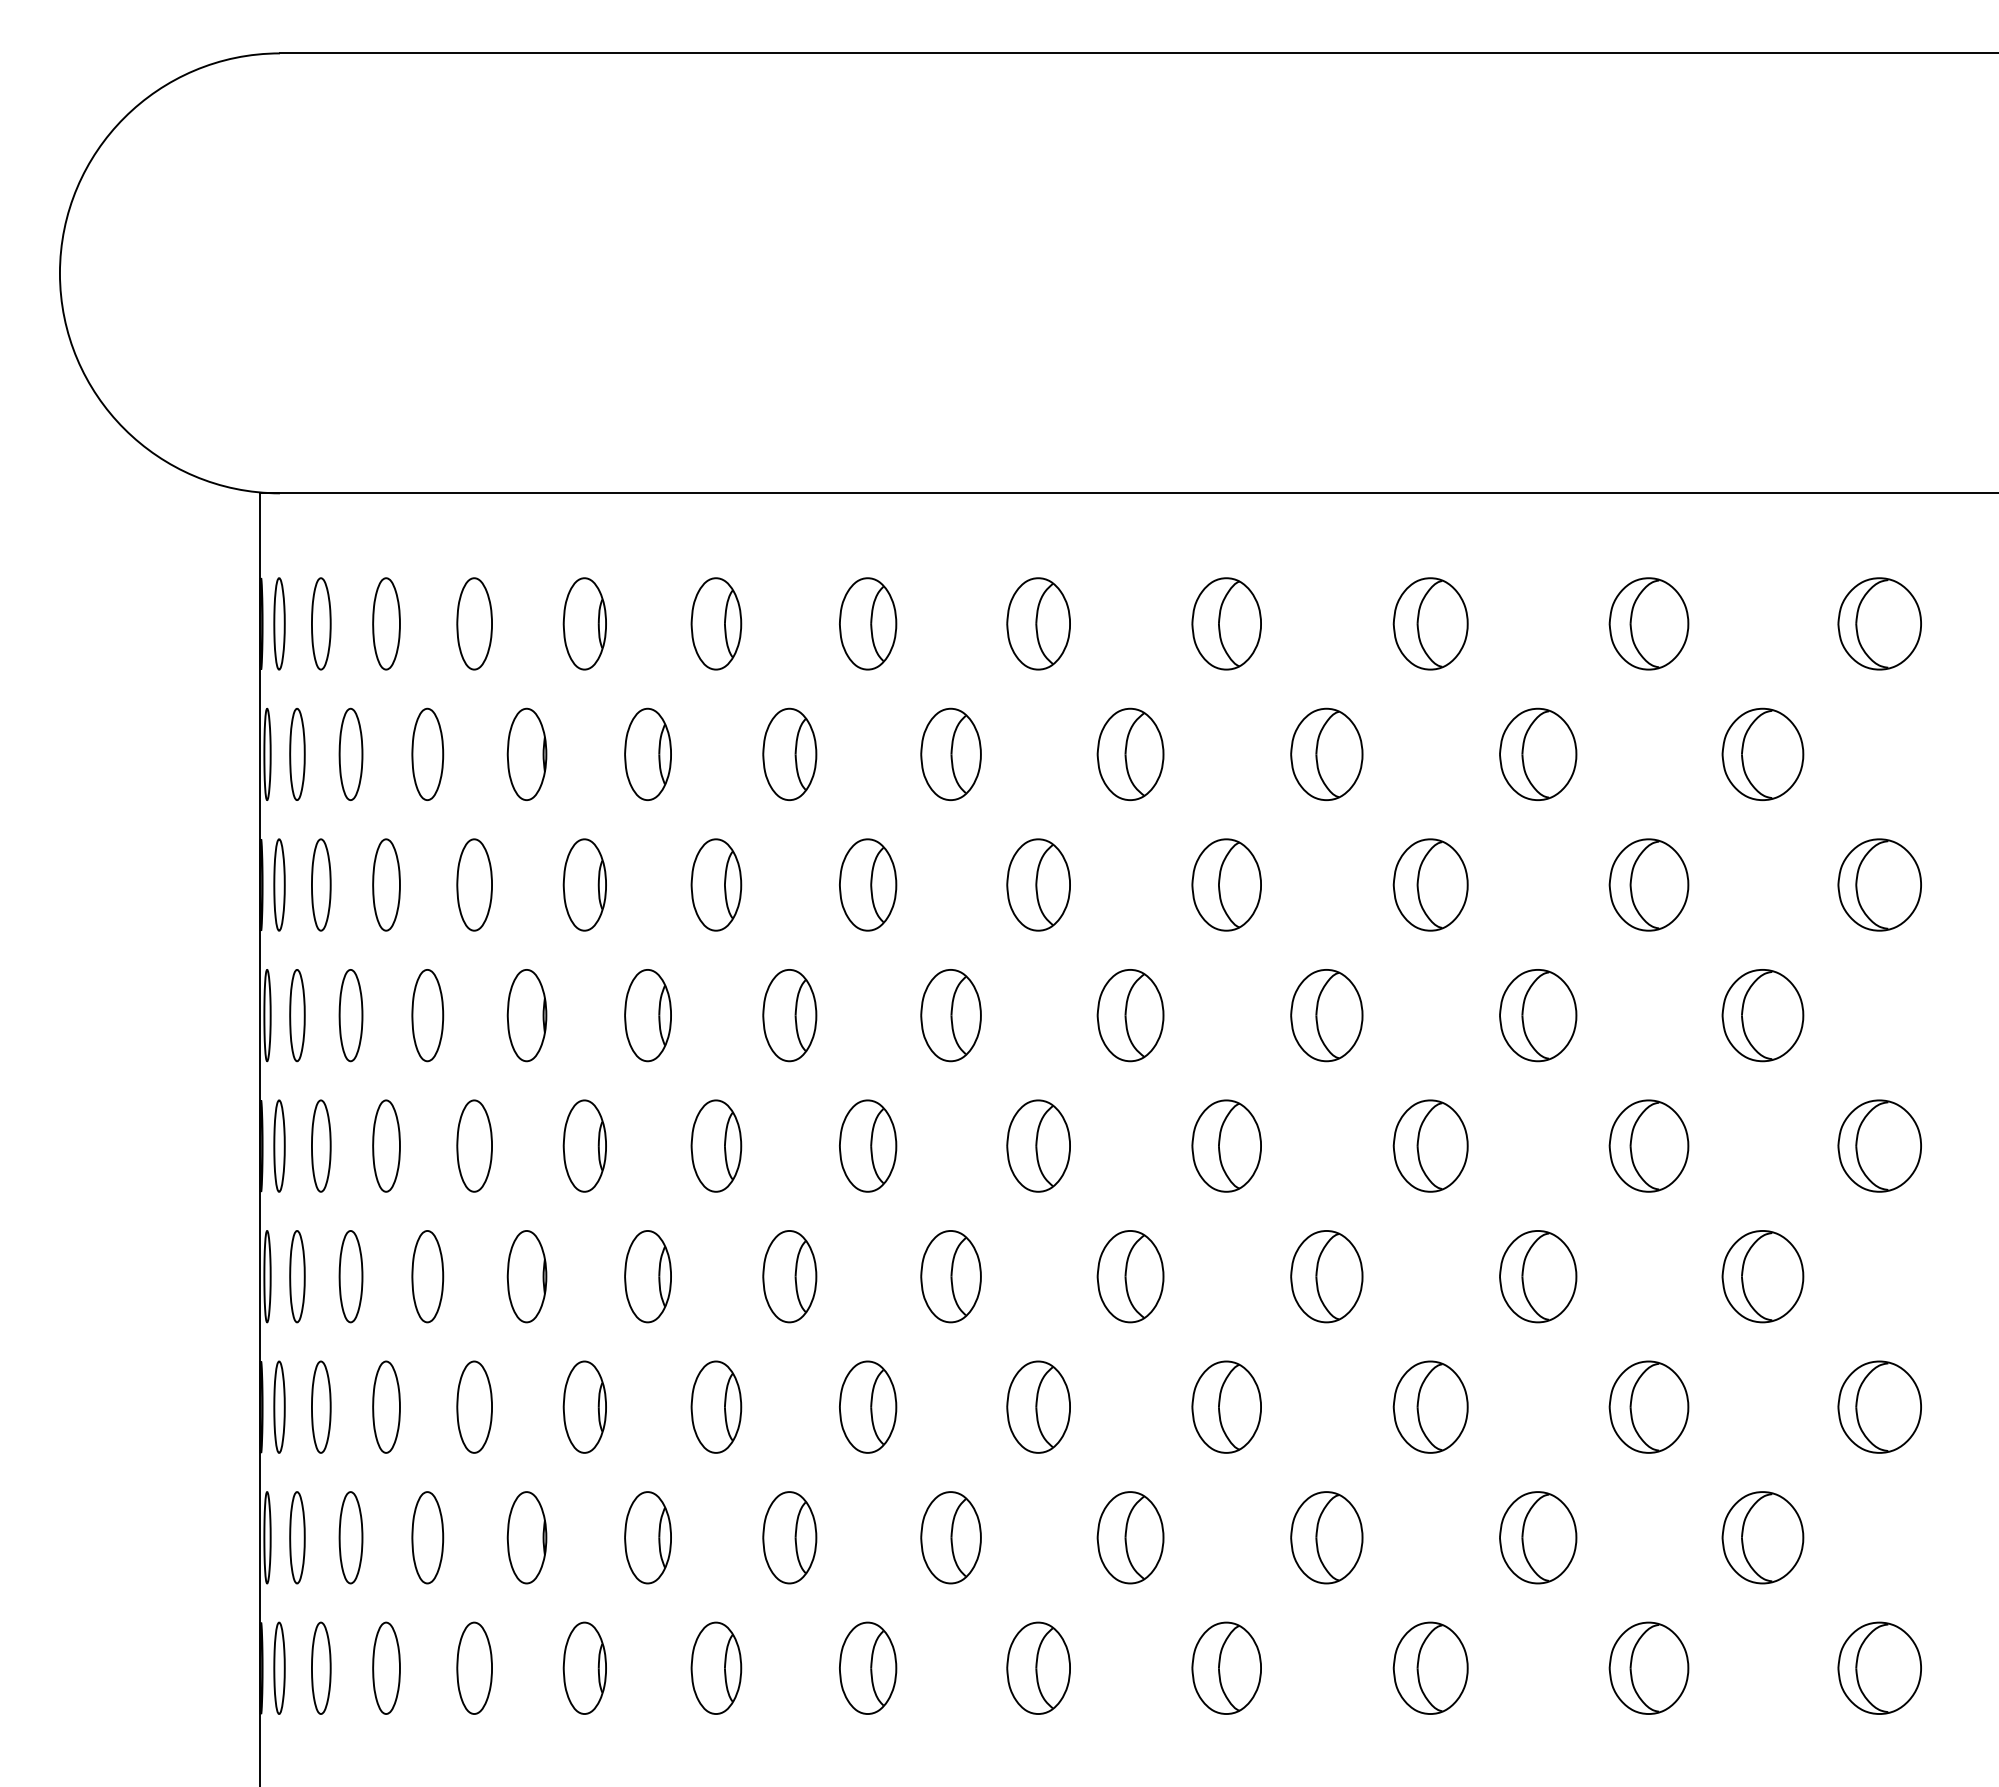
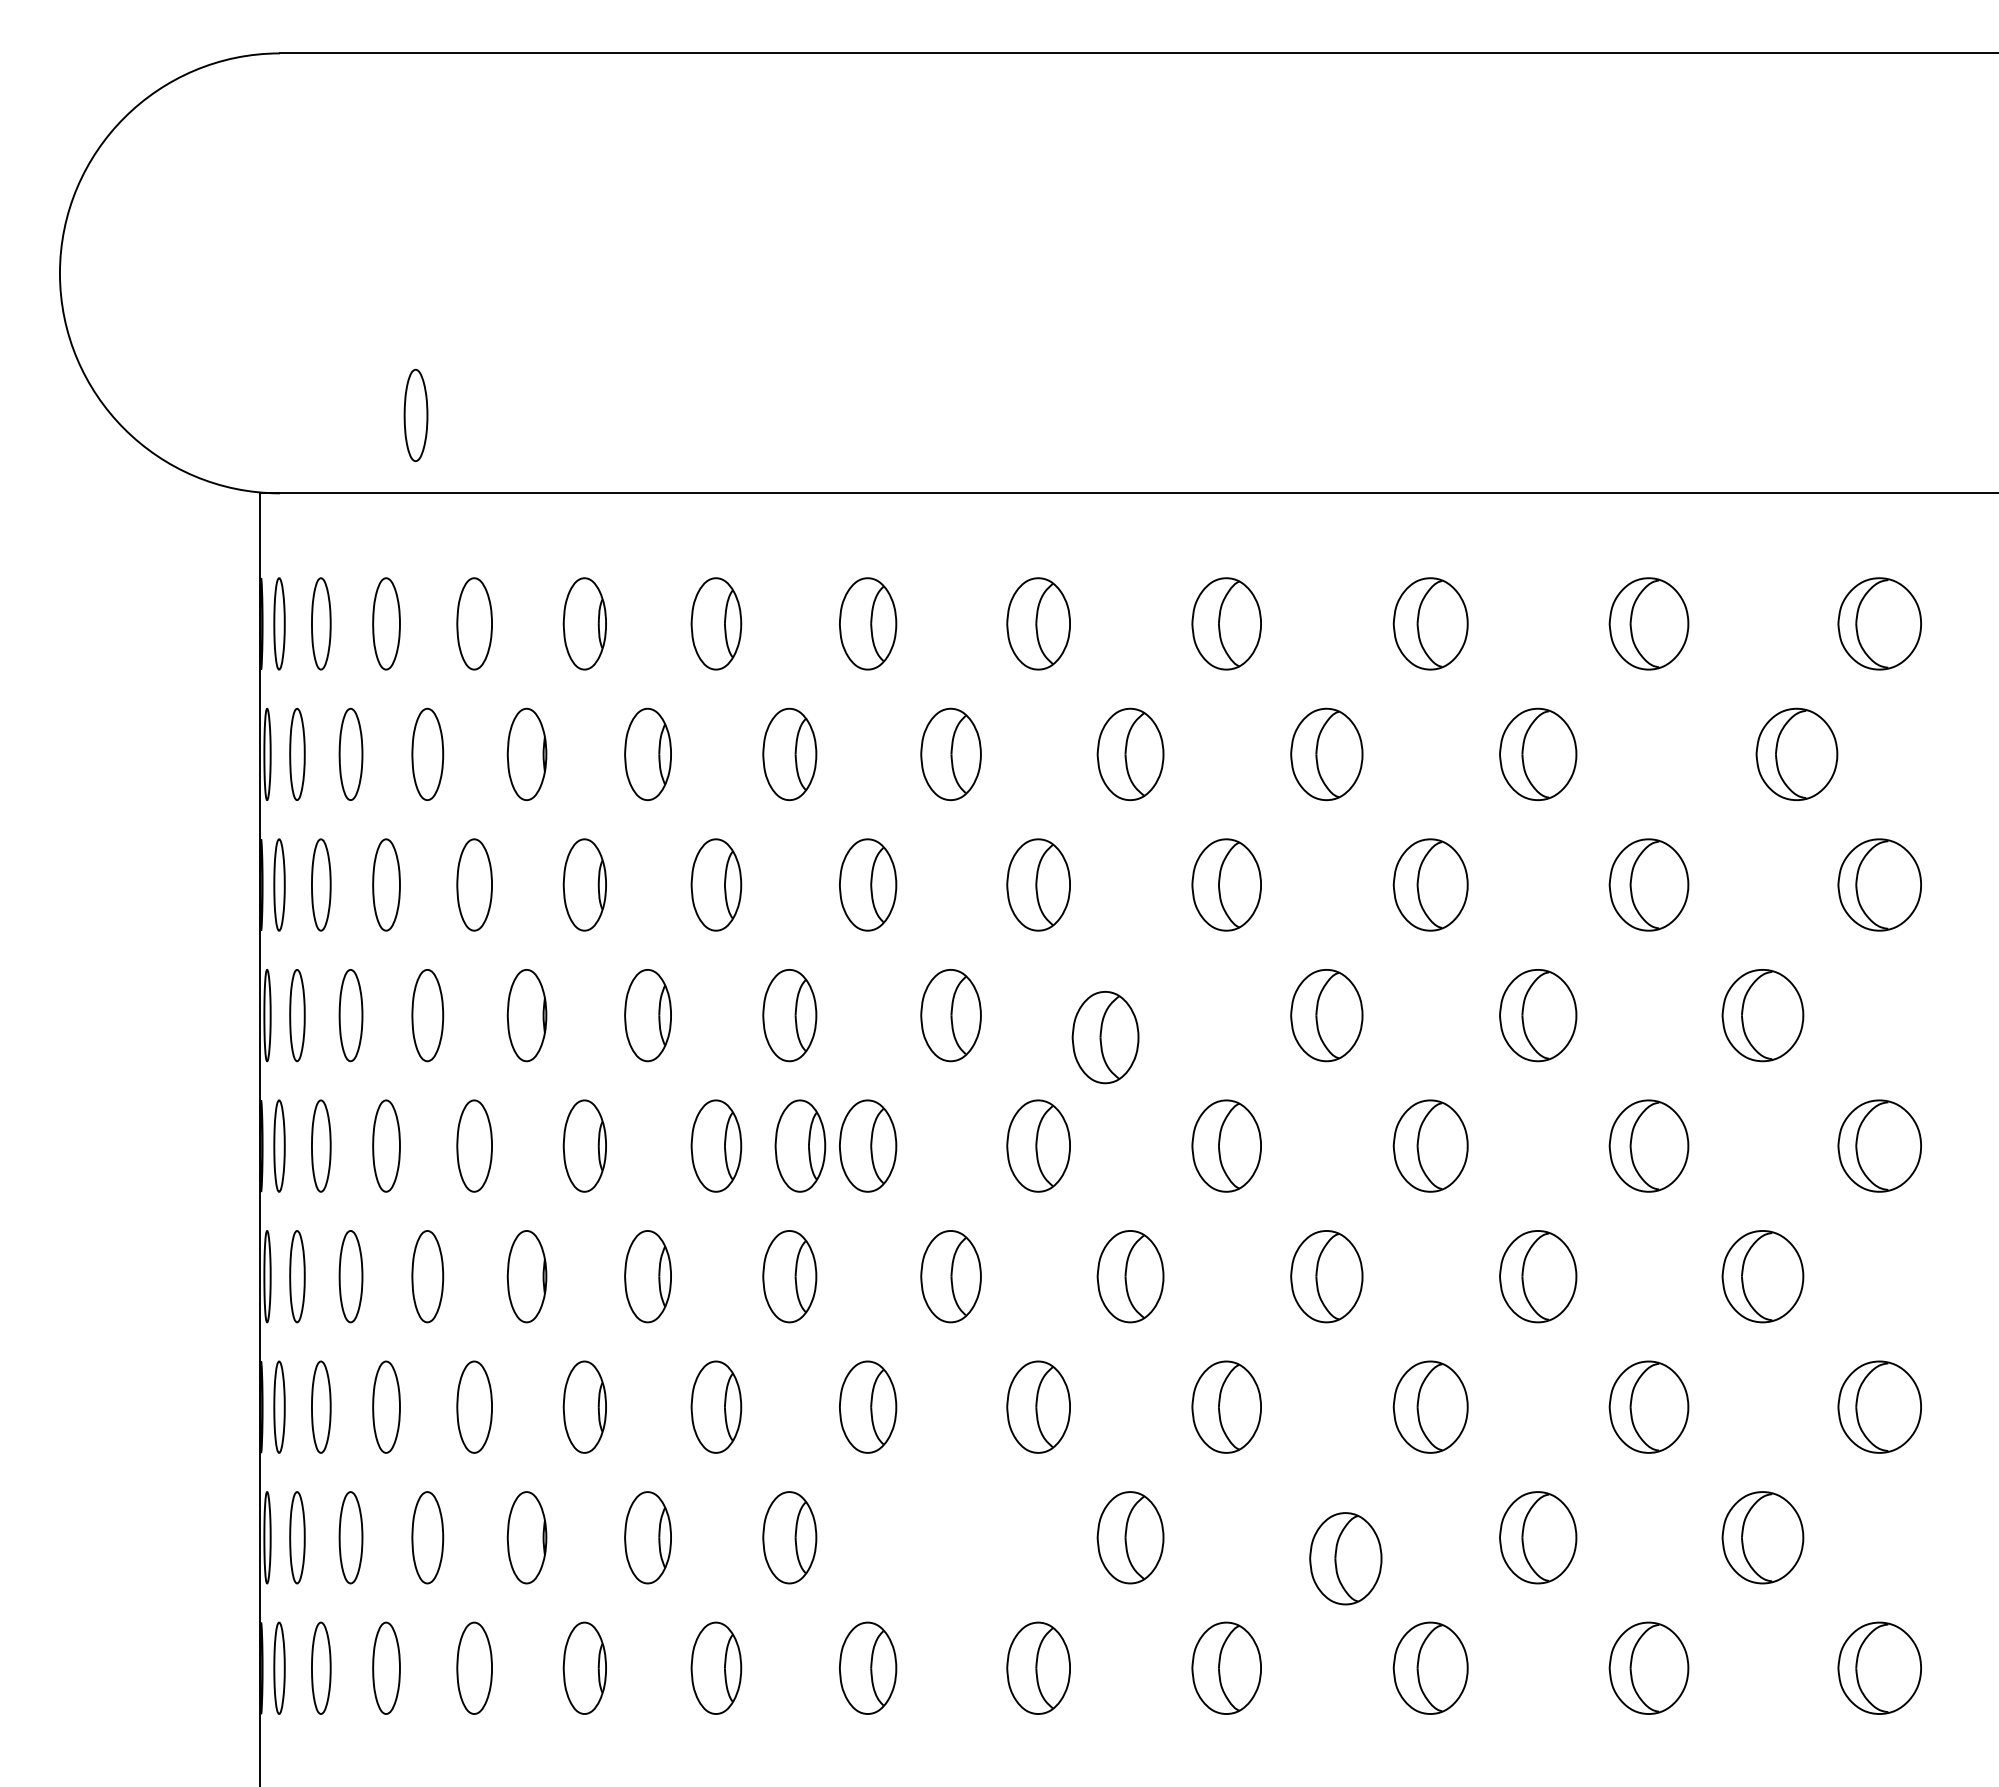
part: none -> present (415, 414)
part position: (1762, 753) -> (1796, 753) (1796, 753)
part position: (1130, 1015) -> (1105, 1037) (1105, 1037)
part: none -> present (800, 1145)
part: present -> none (950, 1537)
part position: (1326, 1537) -> (1345, 1558) (1345, 1558)
